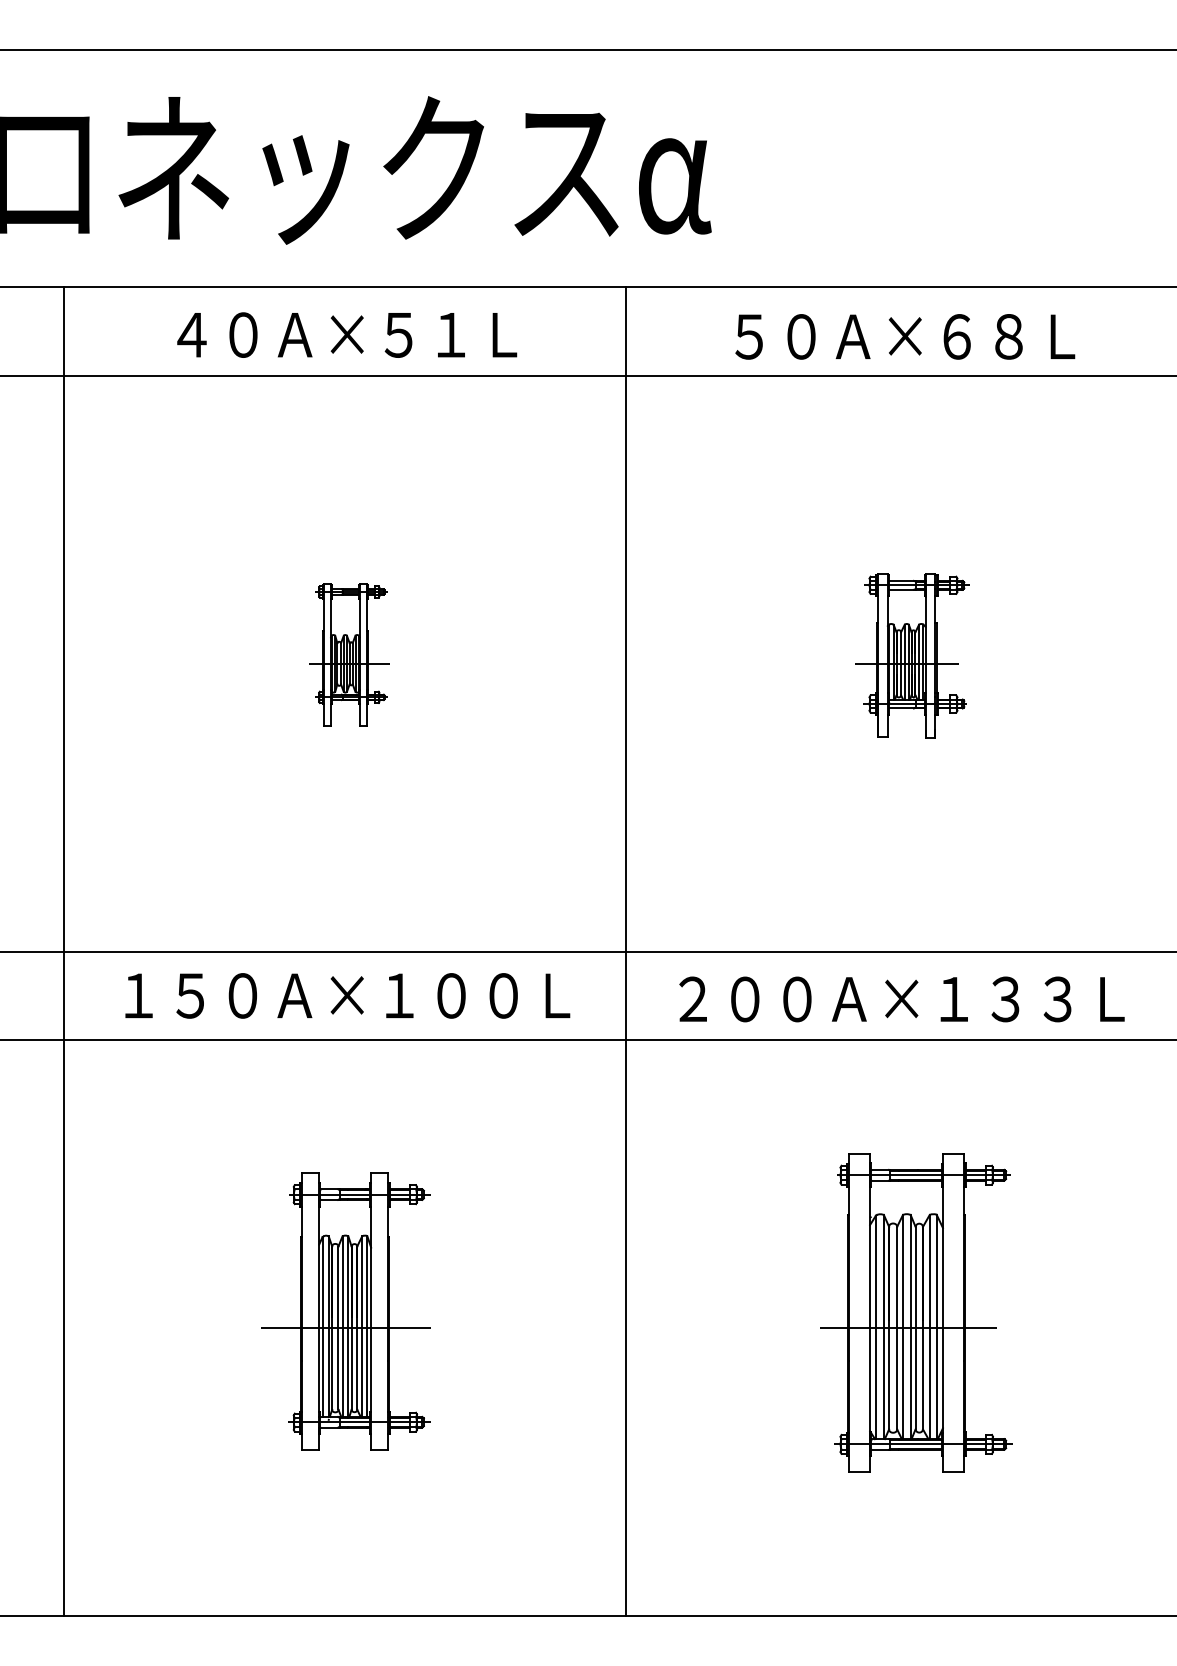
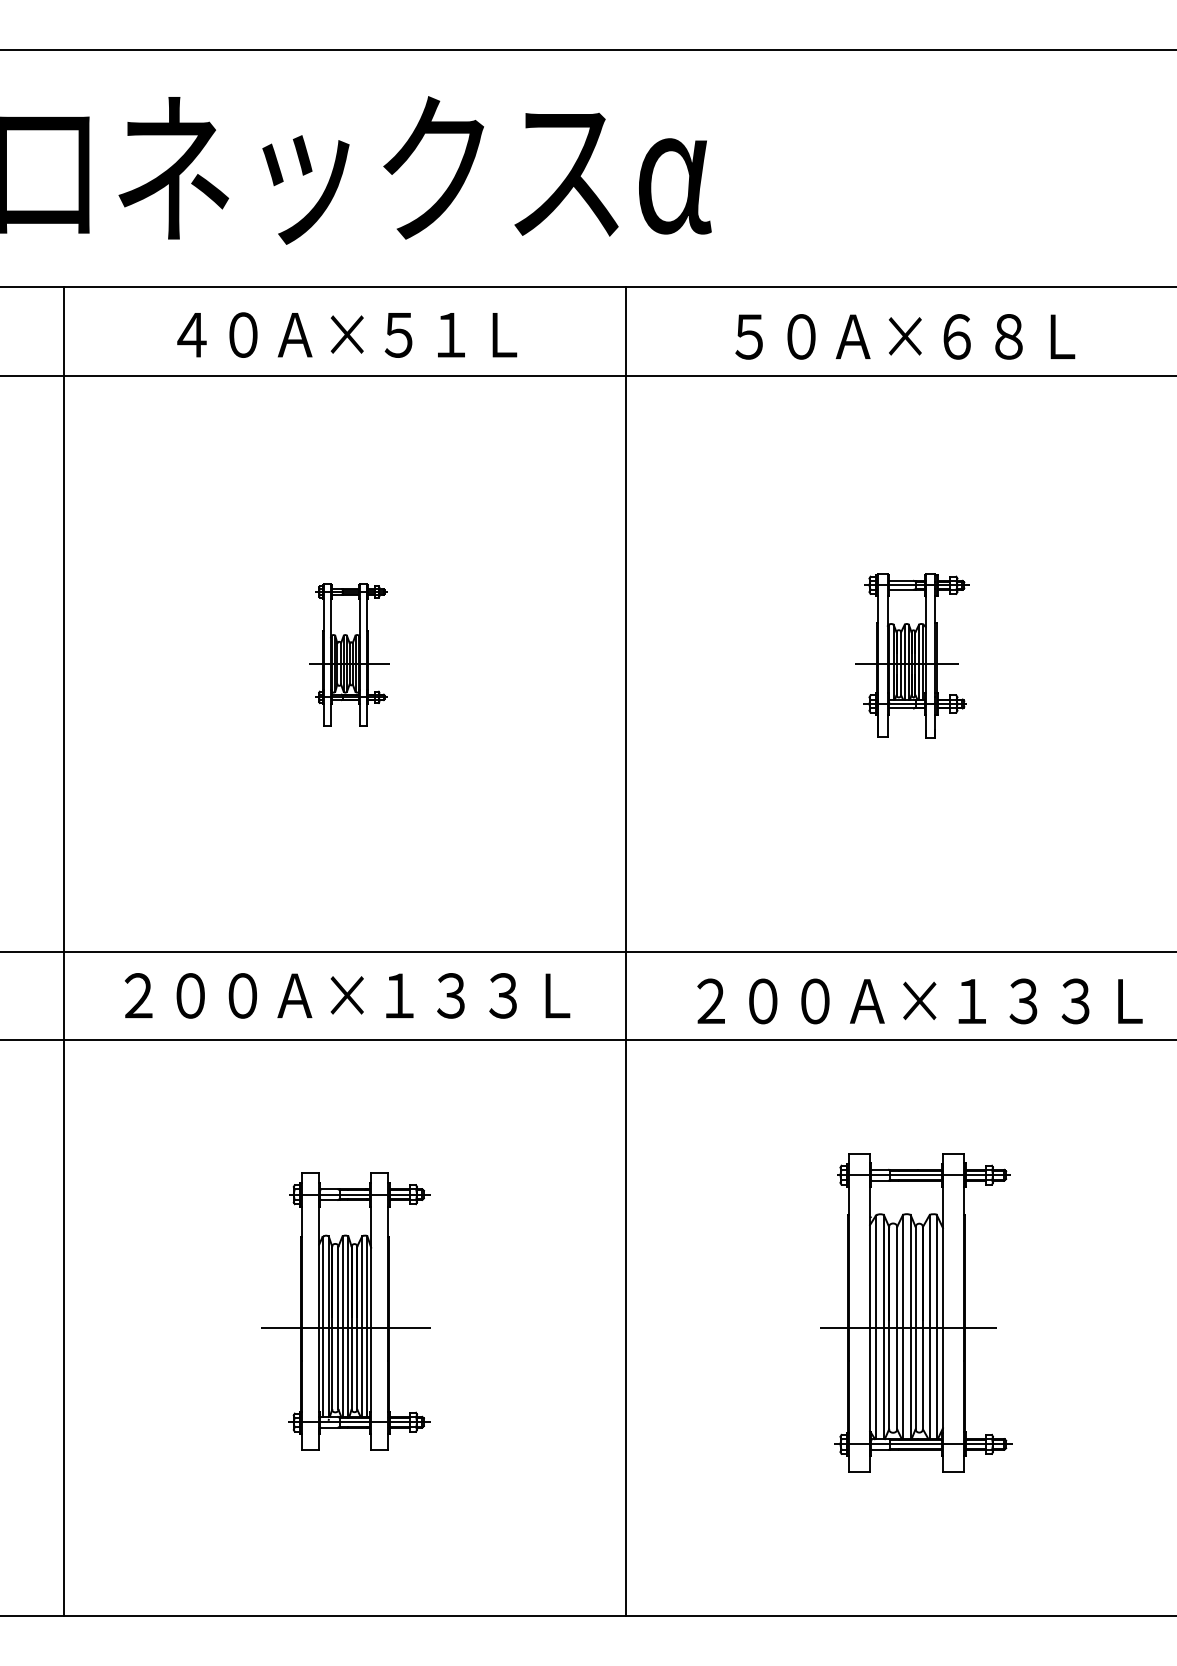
text: １５０Ａ×１００Ｌ -> ２００Ａ×１３３Ｌ (320, 995)
text position: (901, 999) -> (919, 1001) (919, 1001)
